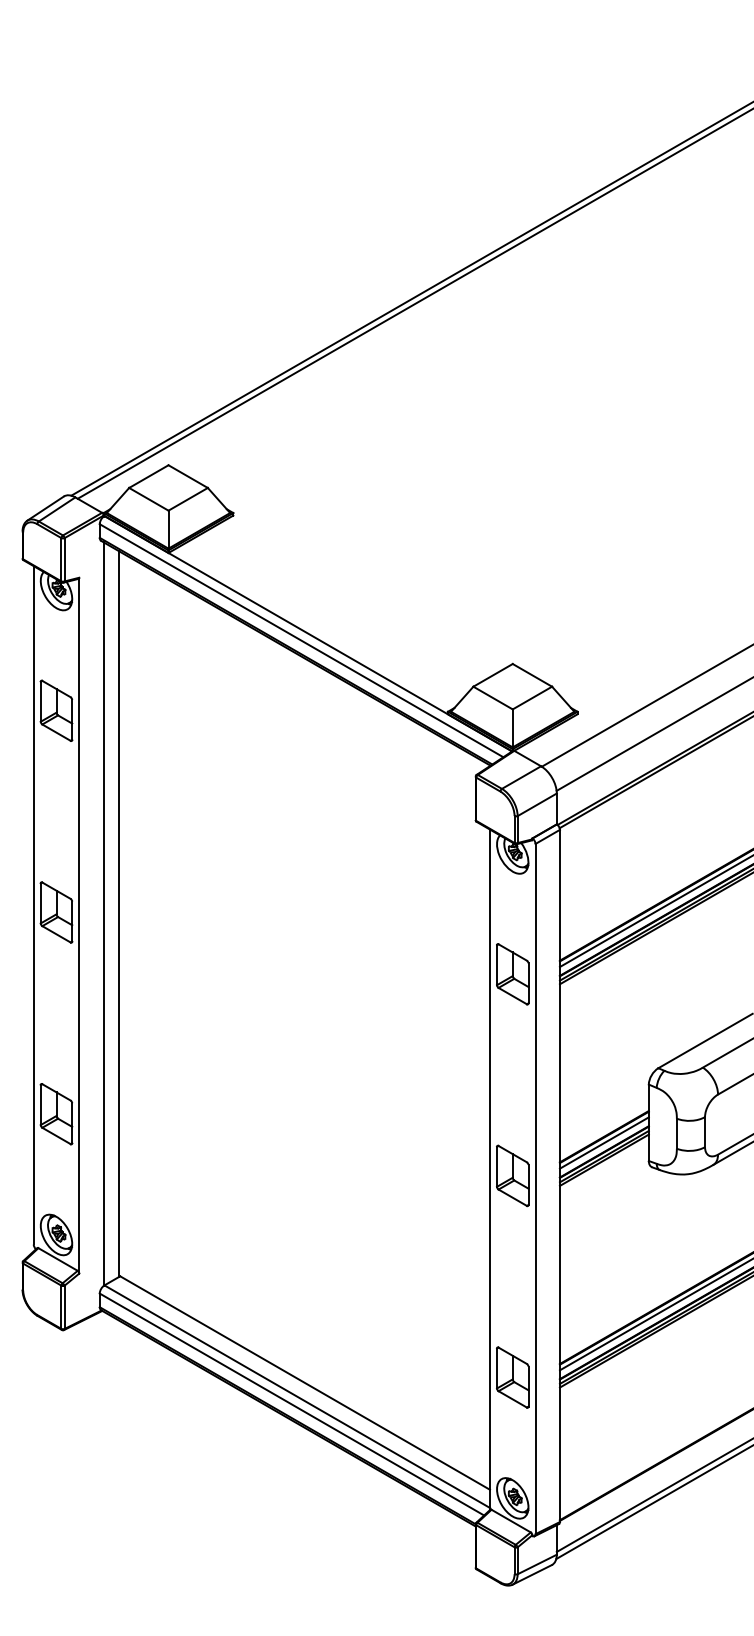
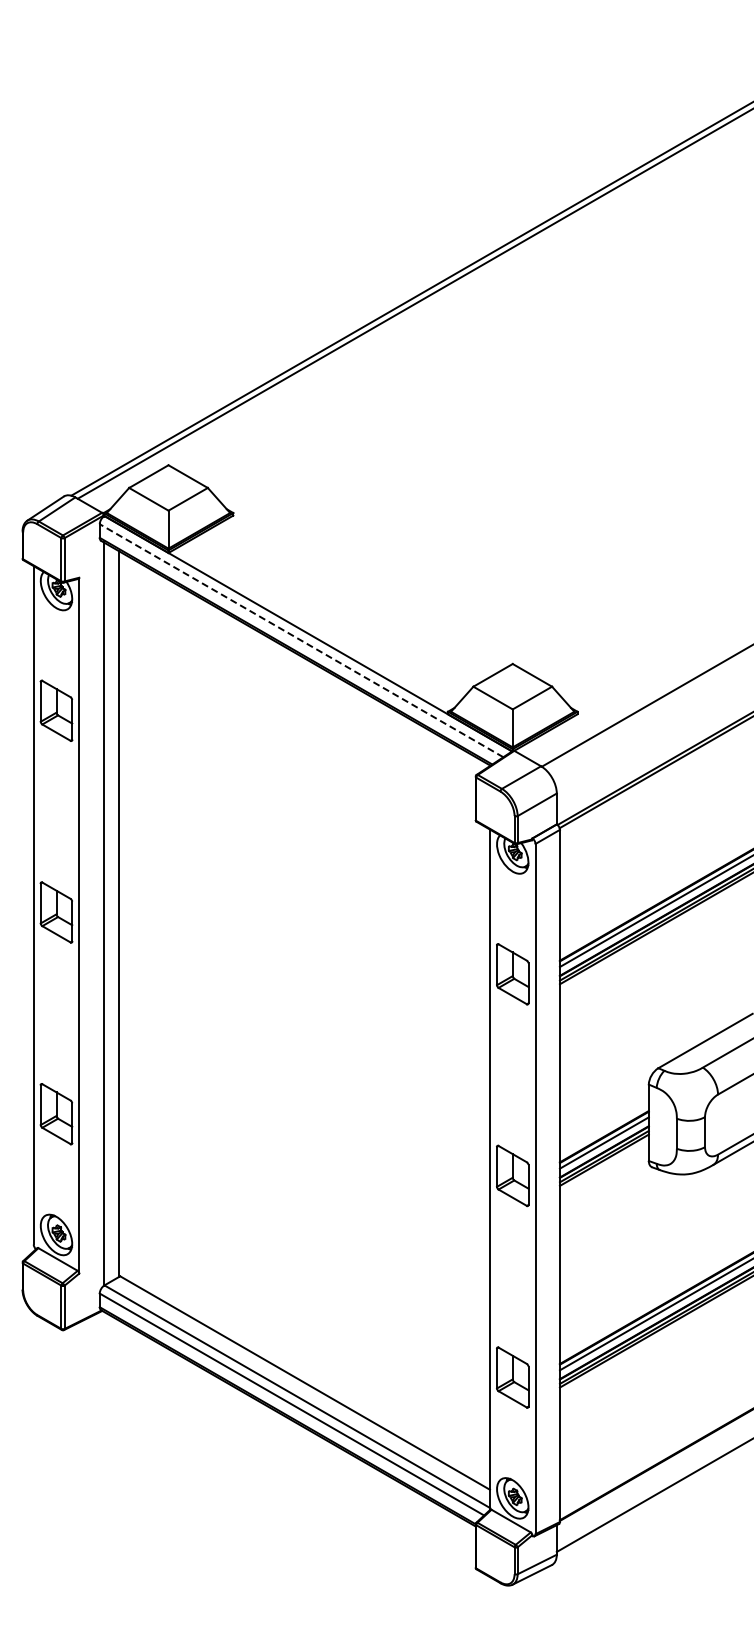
line: solid -> dashed (301, 640)
line: present -> none (653, 734)
line: present -> none (653, 1503)
